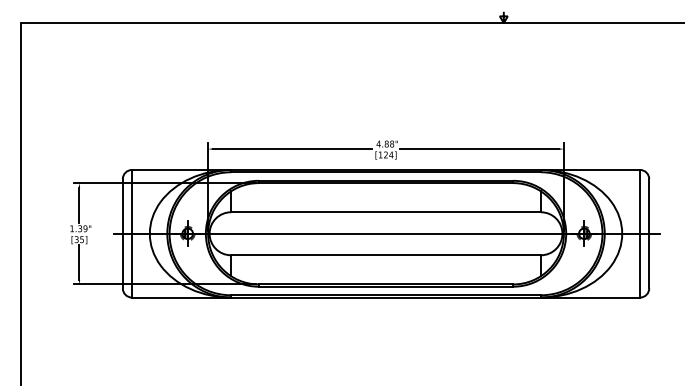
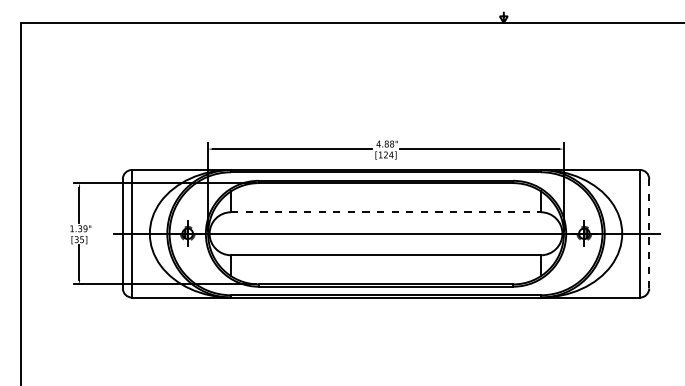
line: solid -> dashed (386, 212)
line: solid -> dashed (649, 233)
